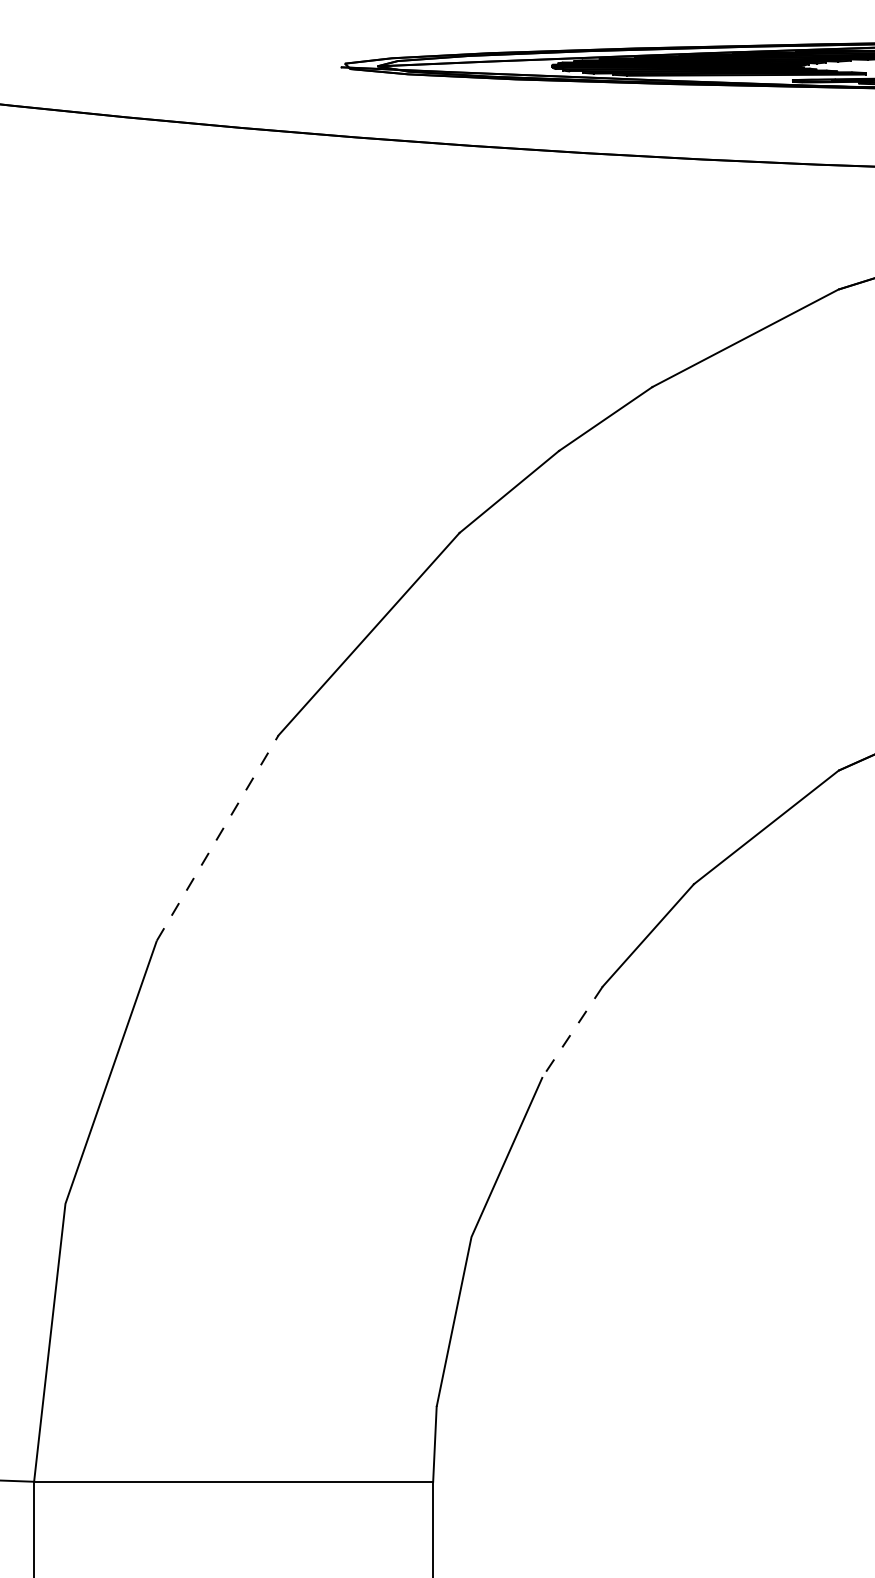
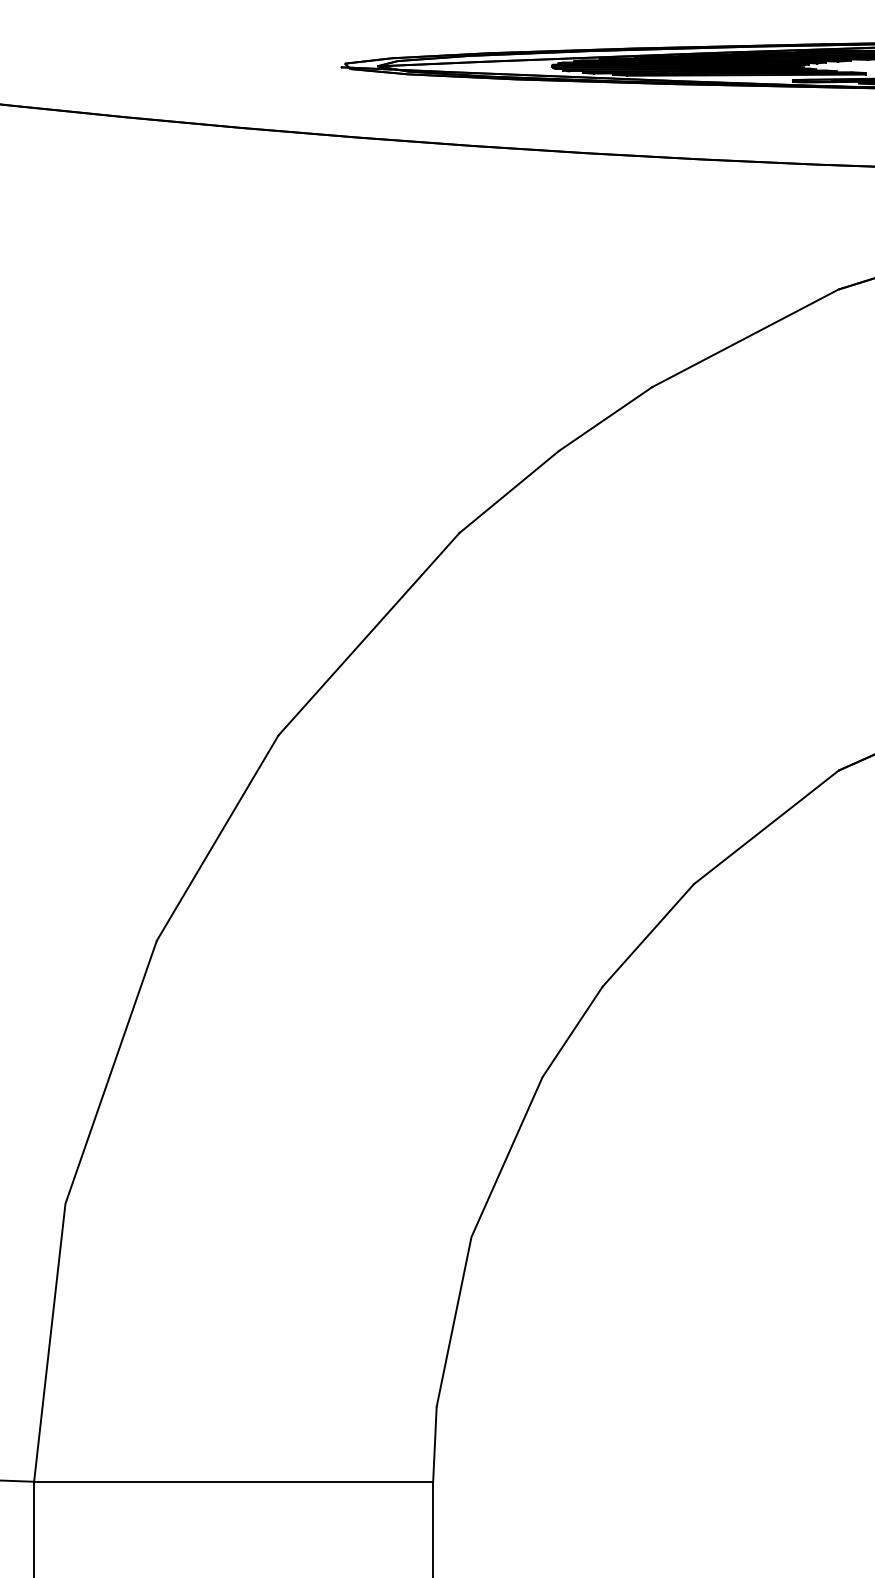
line: dashed -> solid (217, 837)
line: dashed -> solid (572, 1032)
